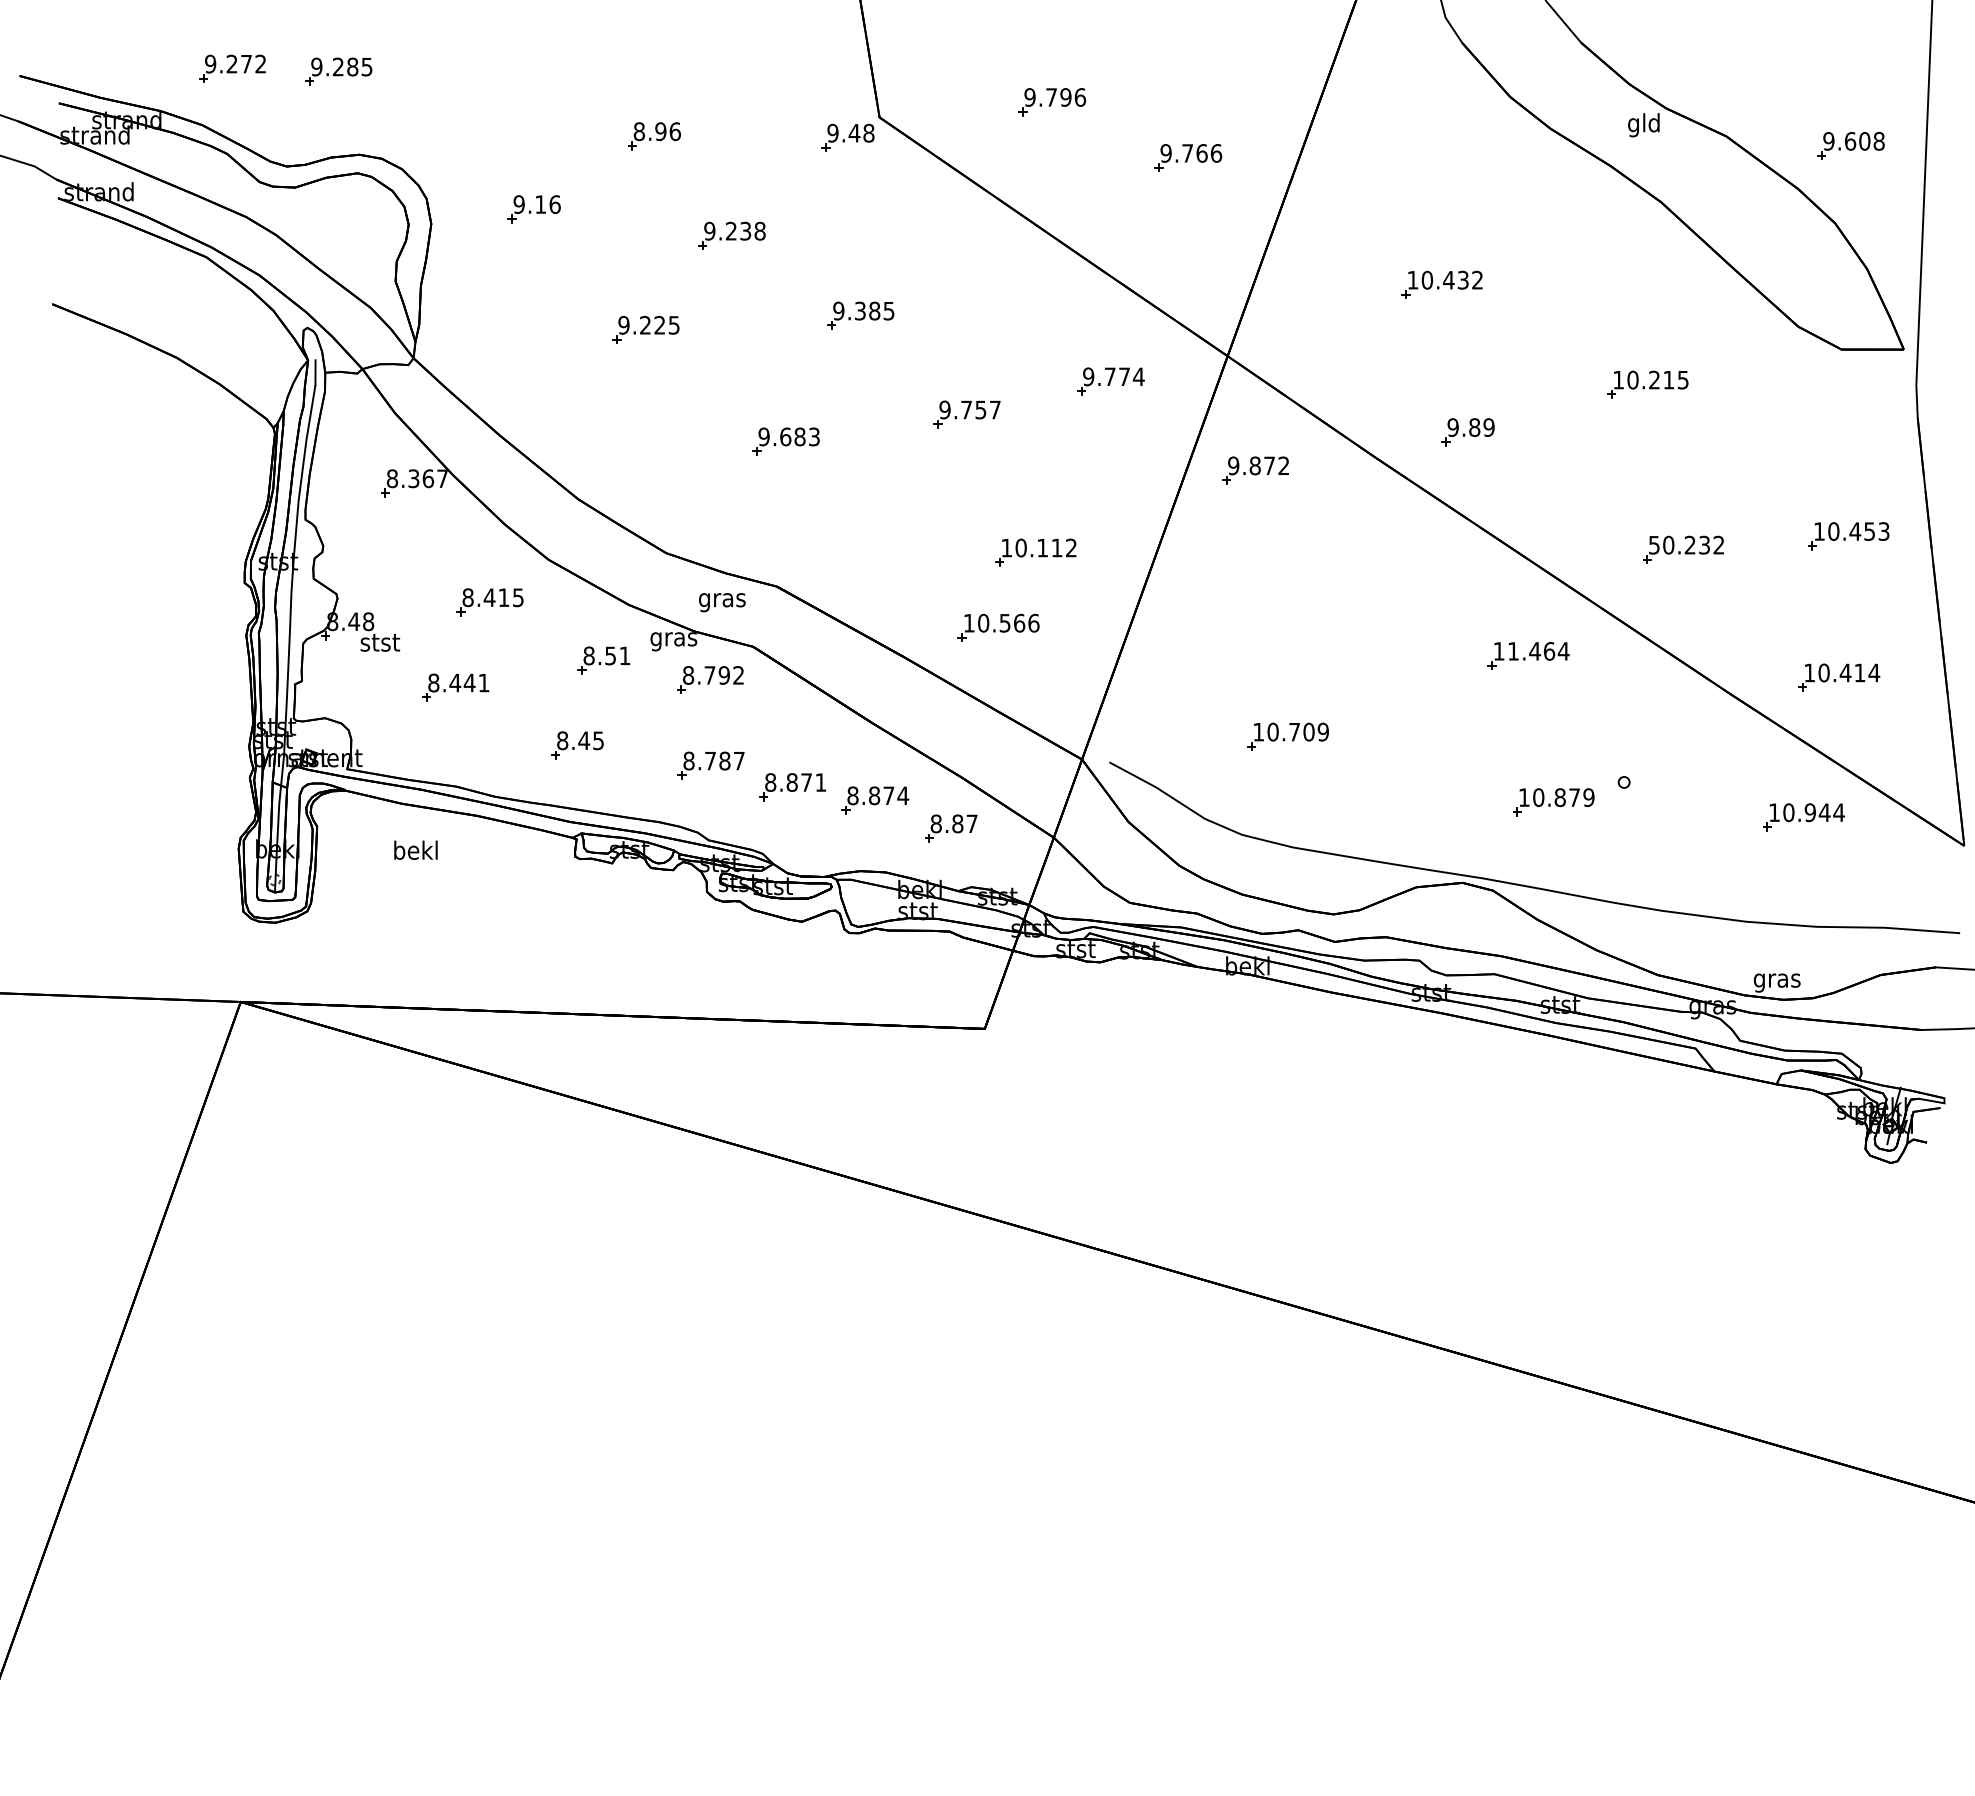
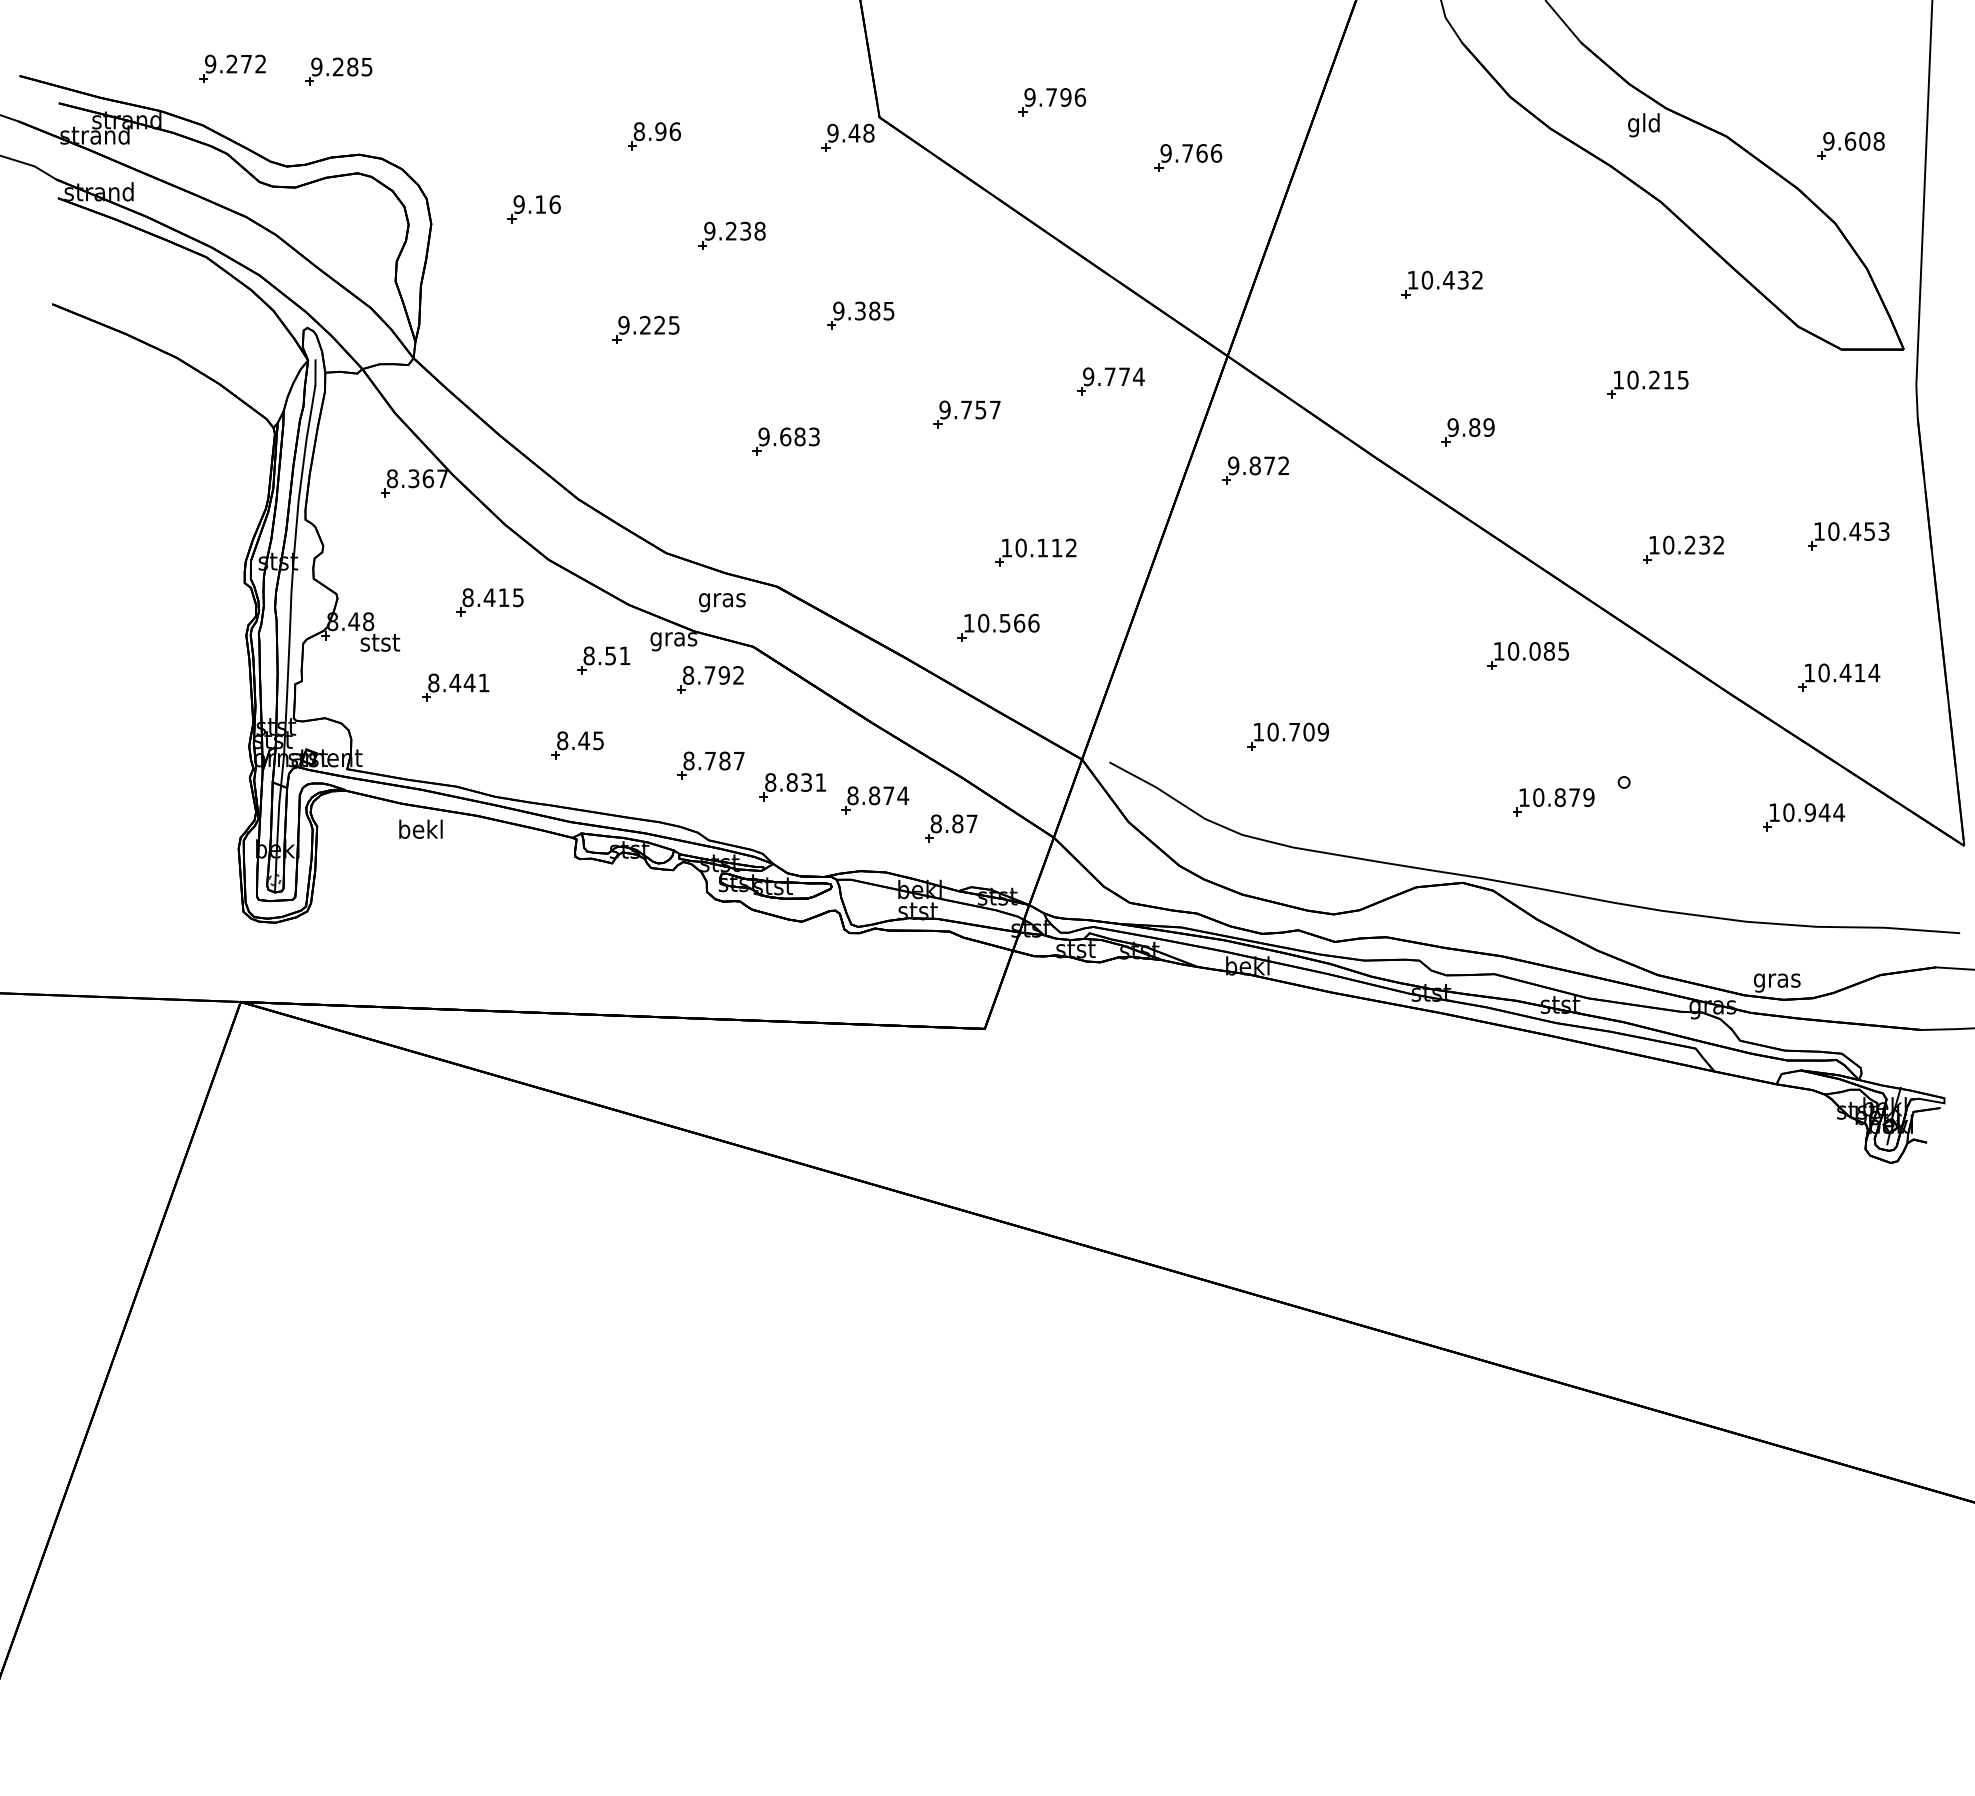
text: 50.232 -> 10.232 (1654, 545)
text: 11.464 -> 10.085 (1538, 651)
text: 8.871 -> 8.831 (806, 782)
text position: (415, 849) -> (420, 828) (420, 828)
